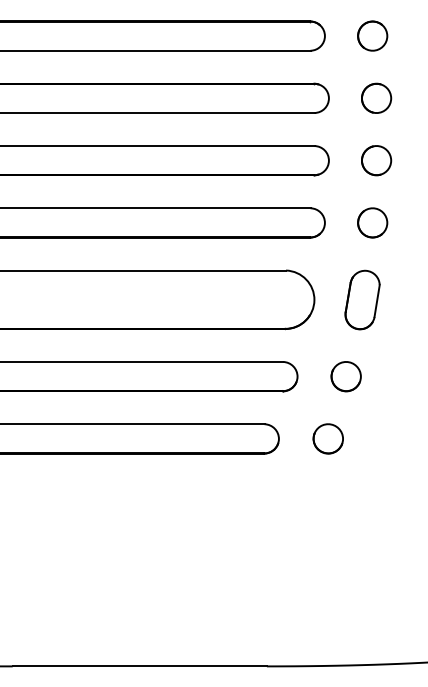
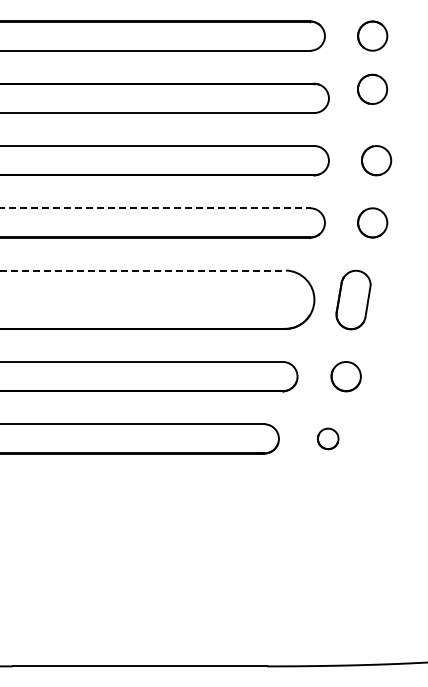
part position: (376, 97) -> (372, 88) (372, 88)
line: solid -> dashed (155, 208)
line: solid -> dashed (143, 270)
part position: (362, 299) -> (353, 299) (353, 299)
part size: 32x32 px -> 23x24 px (328, 438)
